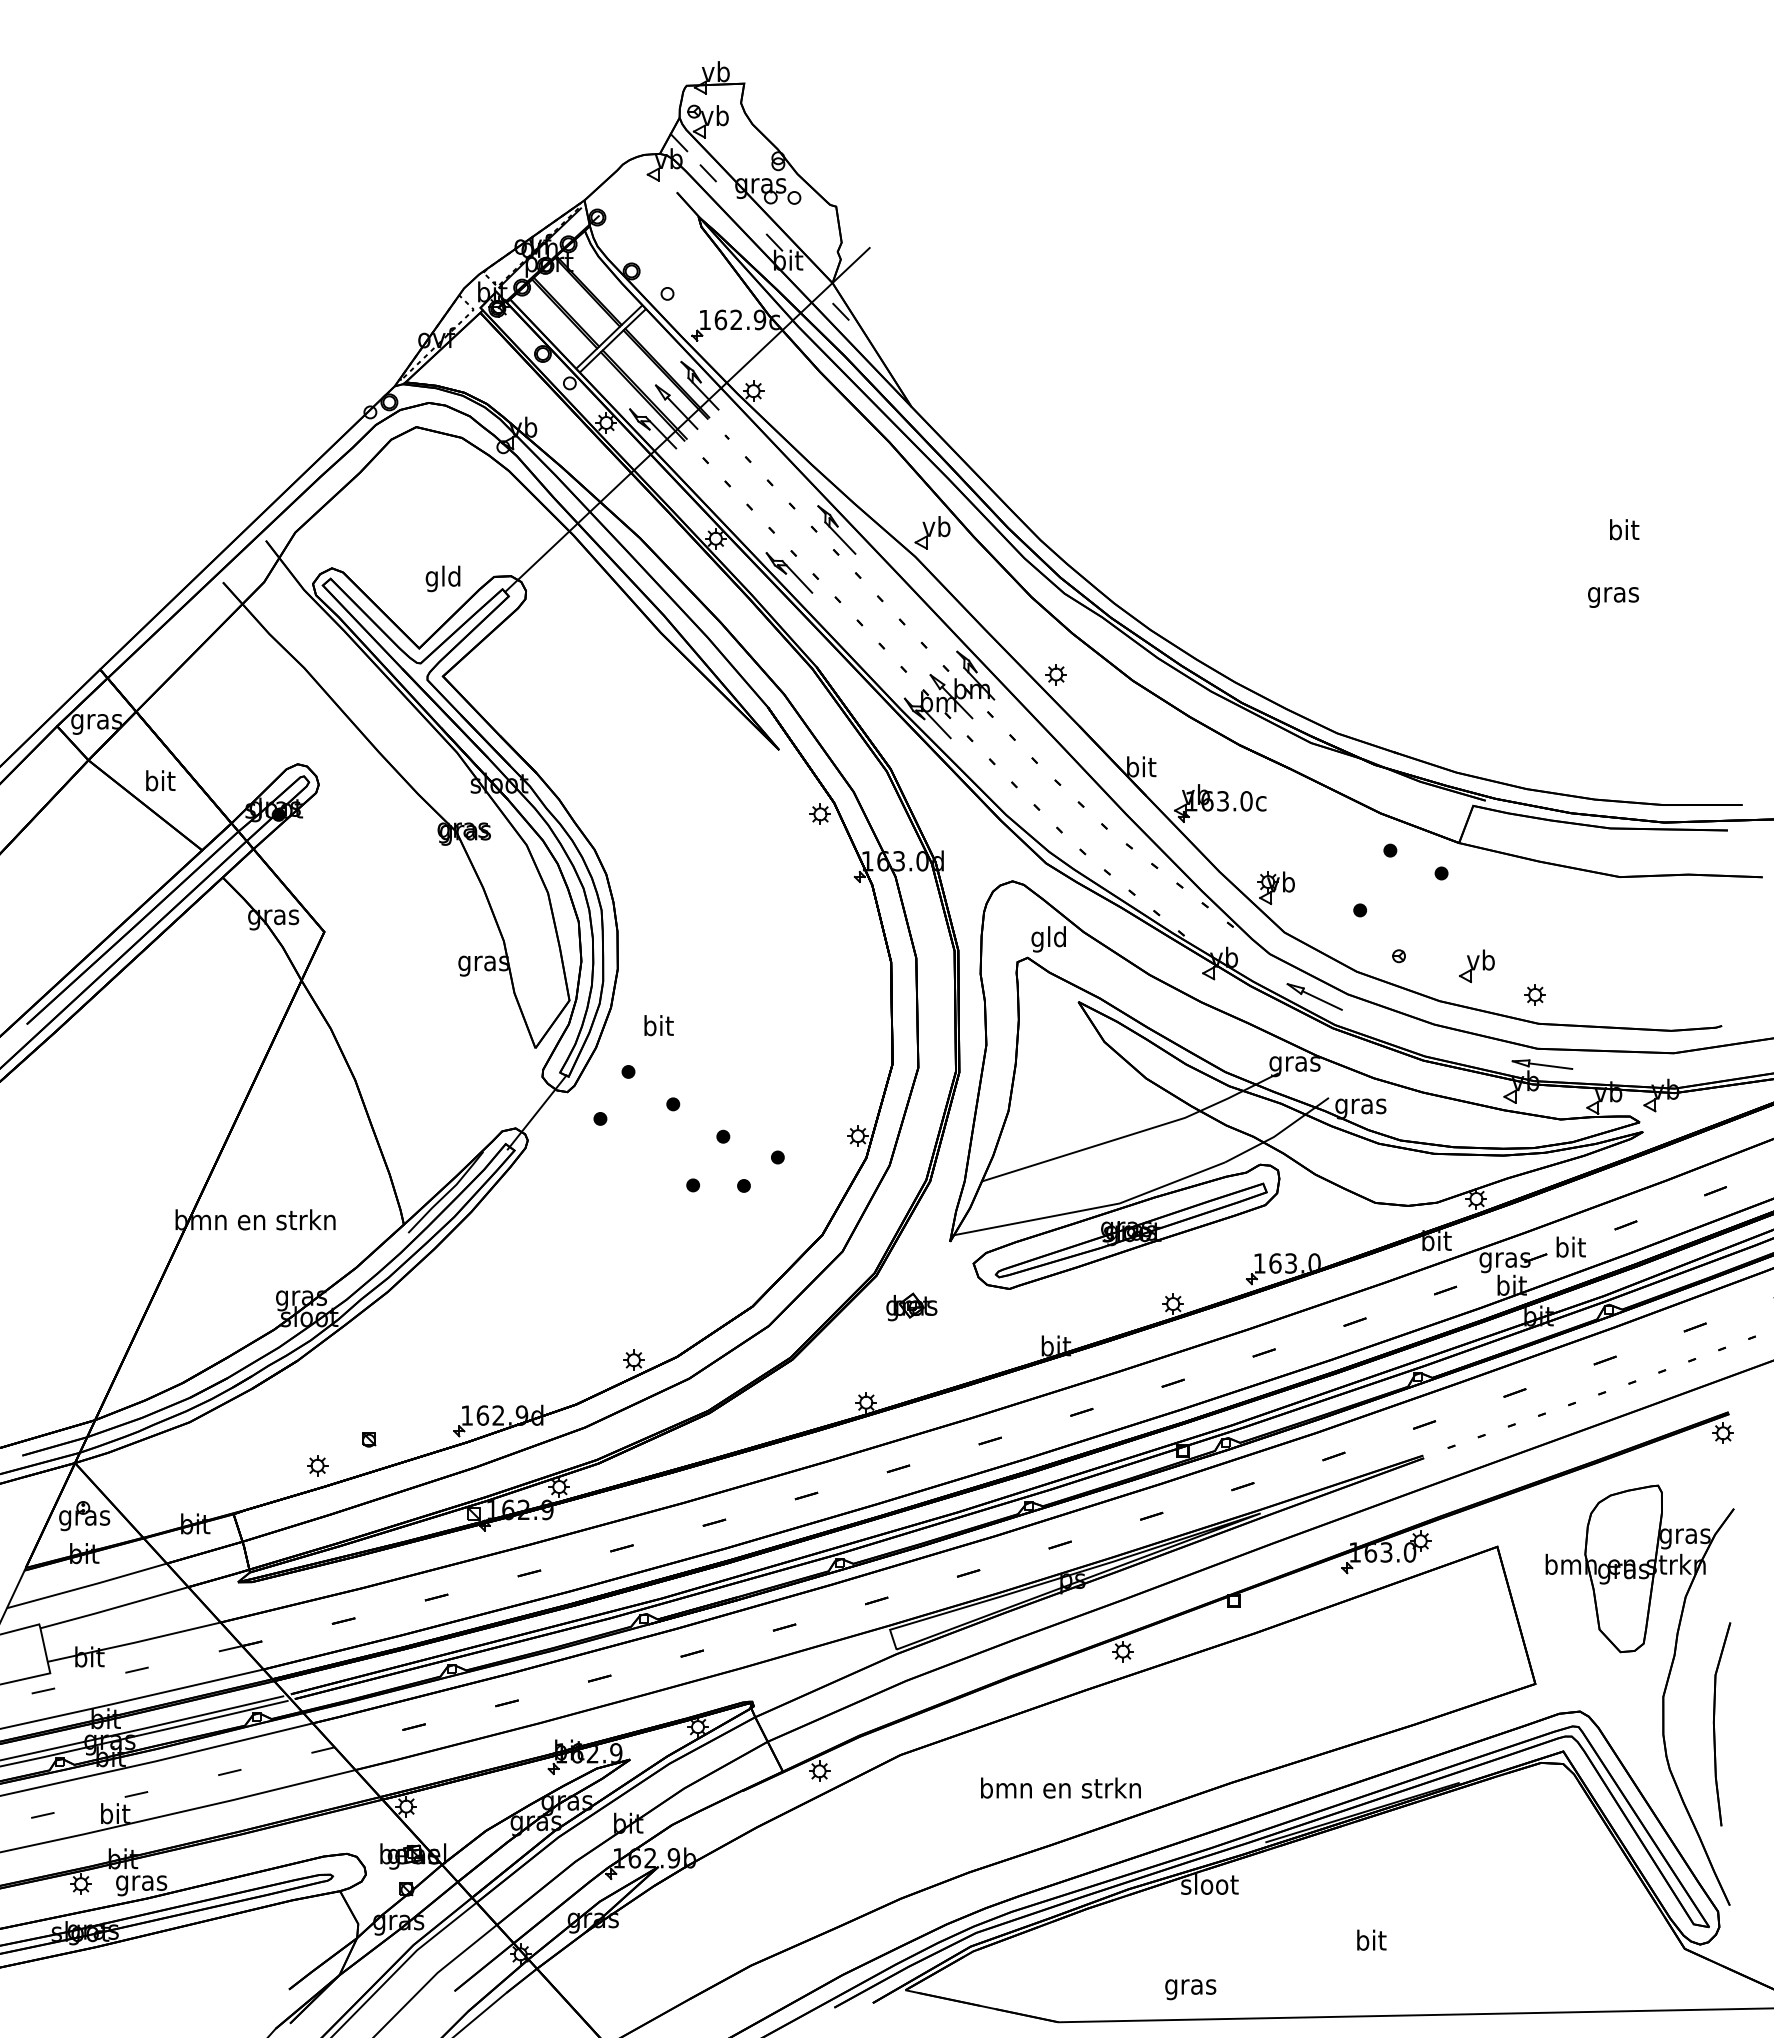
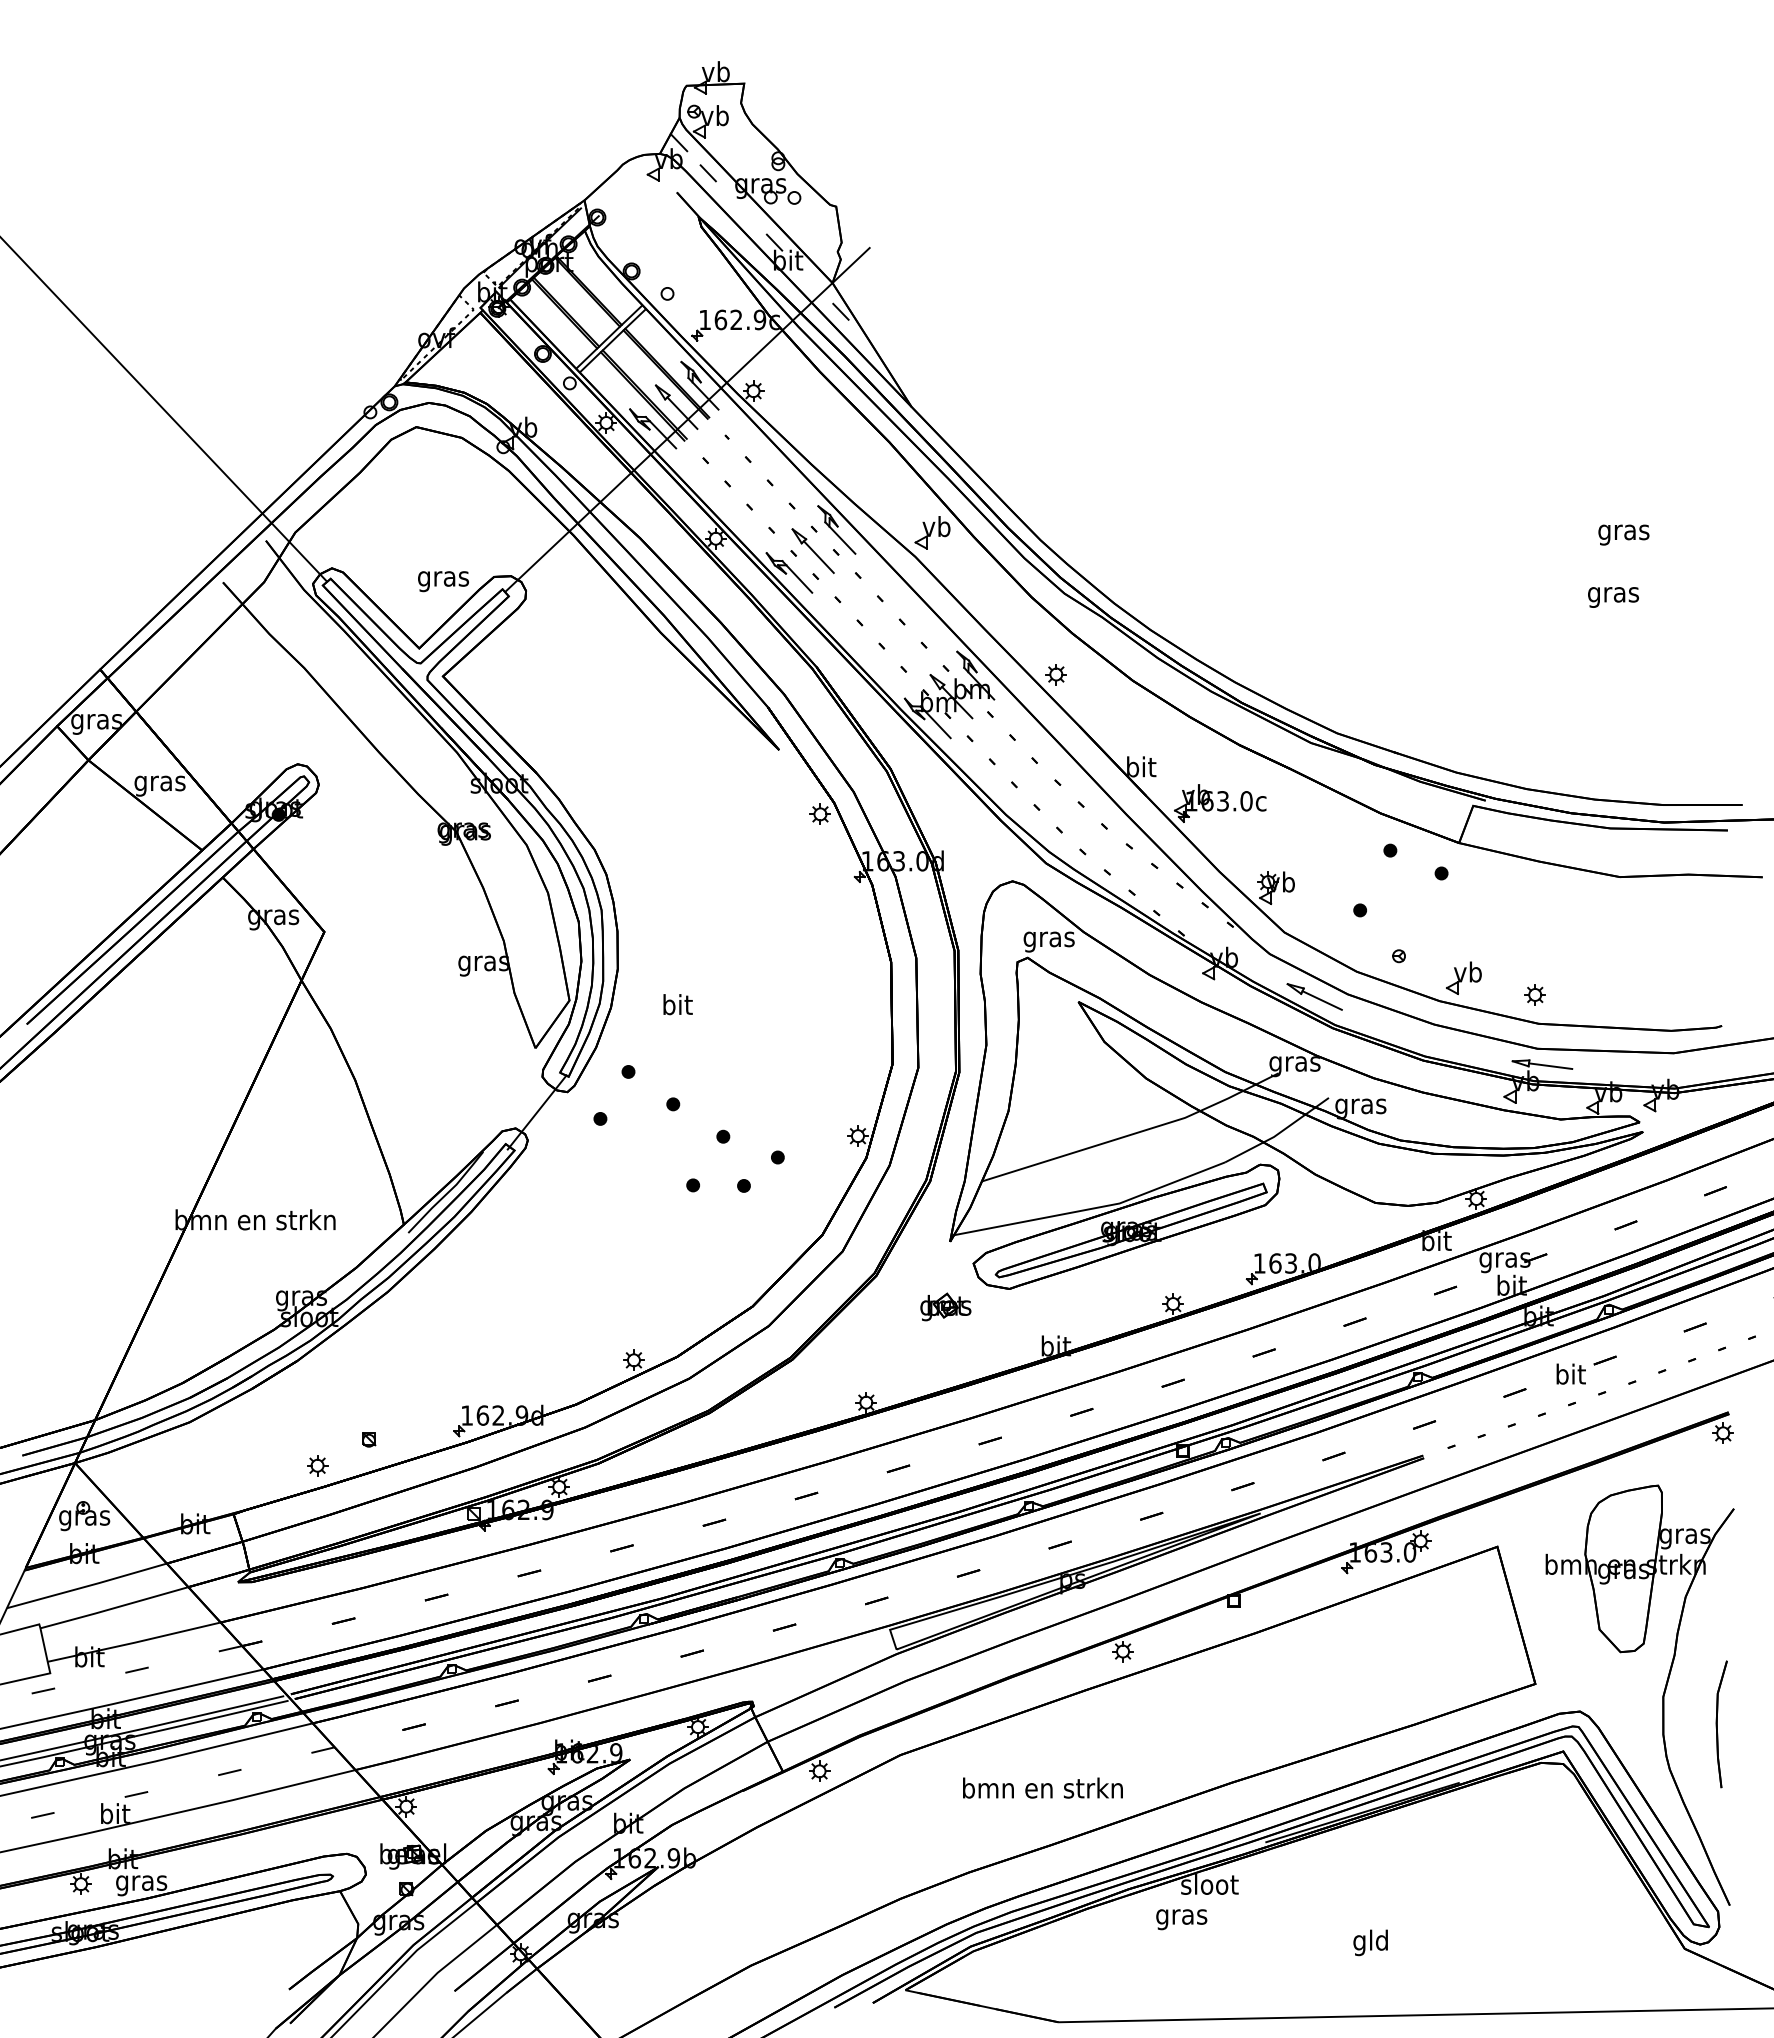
line: none -> present (164, 410)
text: bit -> gras (1623, 532)
part: none -> present (812, 550)
text: gld -> gras (443, 578)
text: bit -> gras (159, 783)
text: gld -> gras (1048, 939)
part position: (1476, 966) -> (1463, 978) (1463, 978)
text position: (658, 1025) -> (677, 1004) (677, 1004)
text position: (1570, 1246) -> (1570, 1373) (1570, 1373)
part position: (911, 1306) -> (945, 1306) (945, 1306)
part size: 20x205 px -> 13x129 px (1721, 1724)
text position: (1060, 1787) -> (1042, 1787) (1042, 1787)
text: bit -> gld (1370, 1942)
text position: (1190, 1989) -> (1181, 1919) (1181, 1919)
